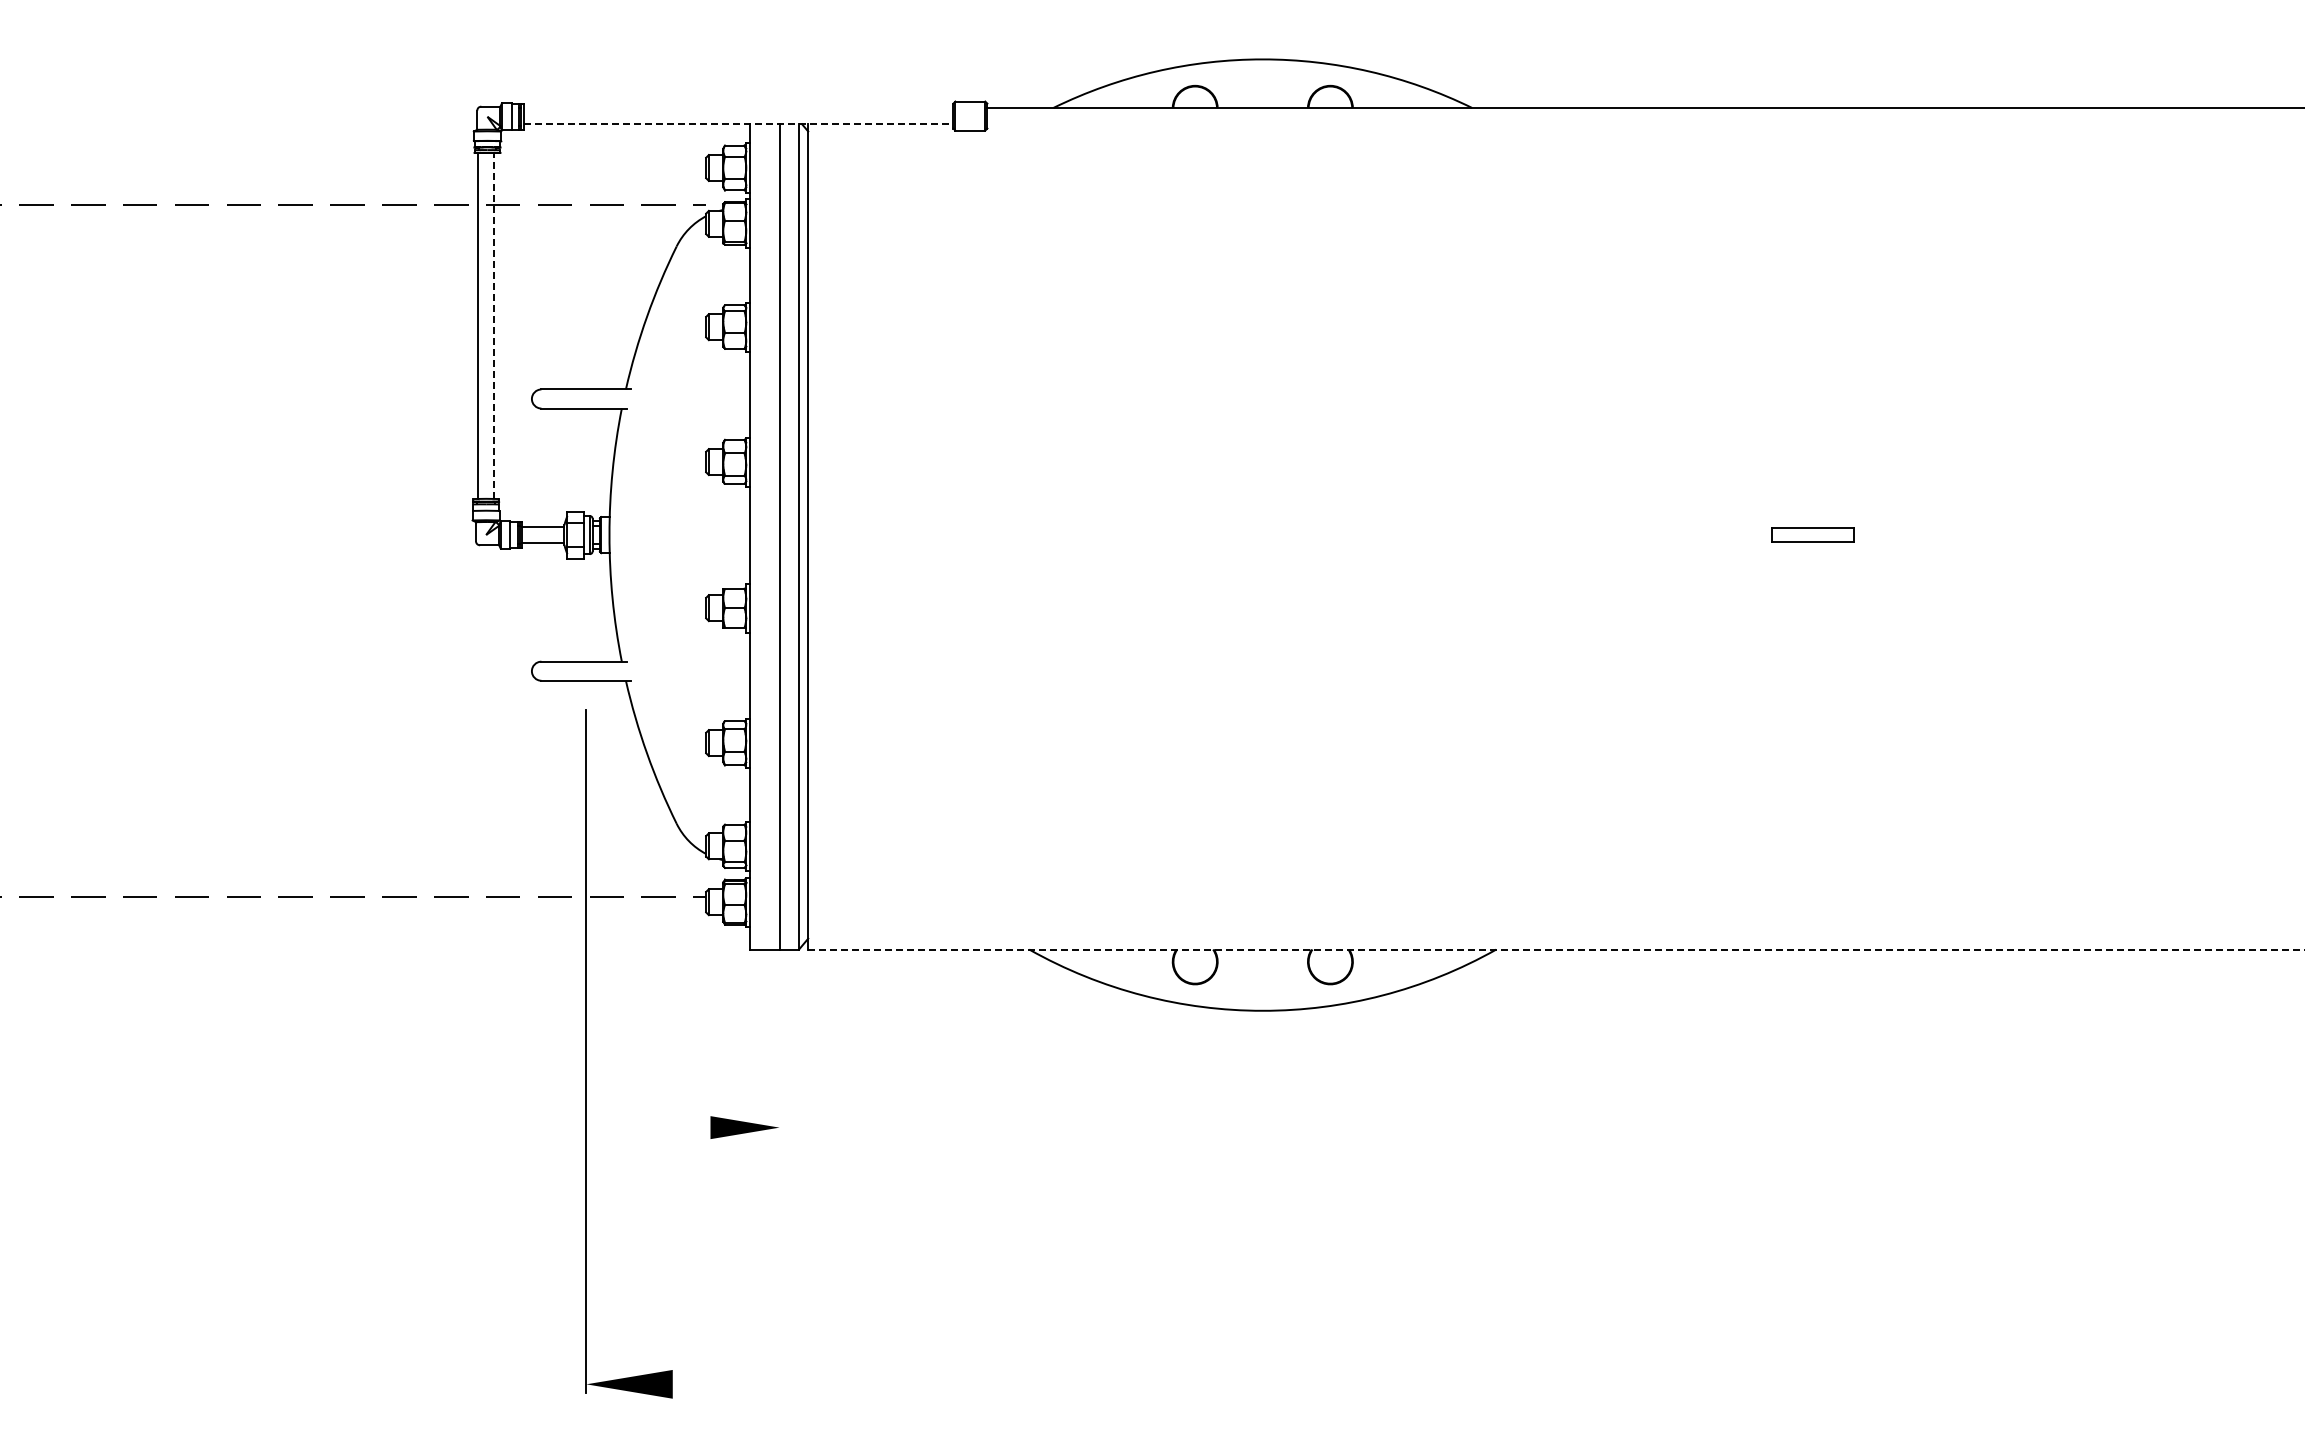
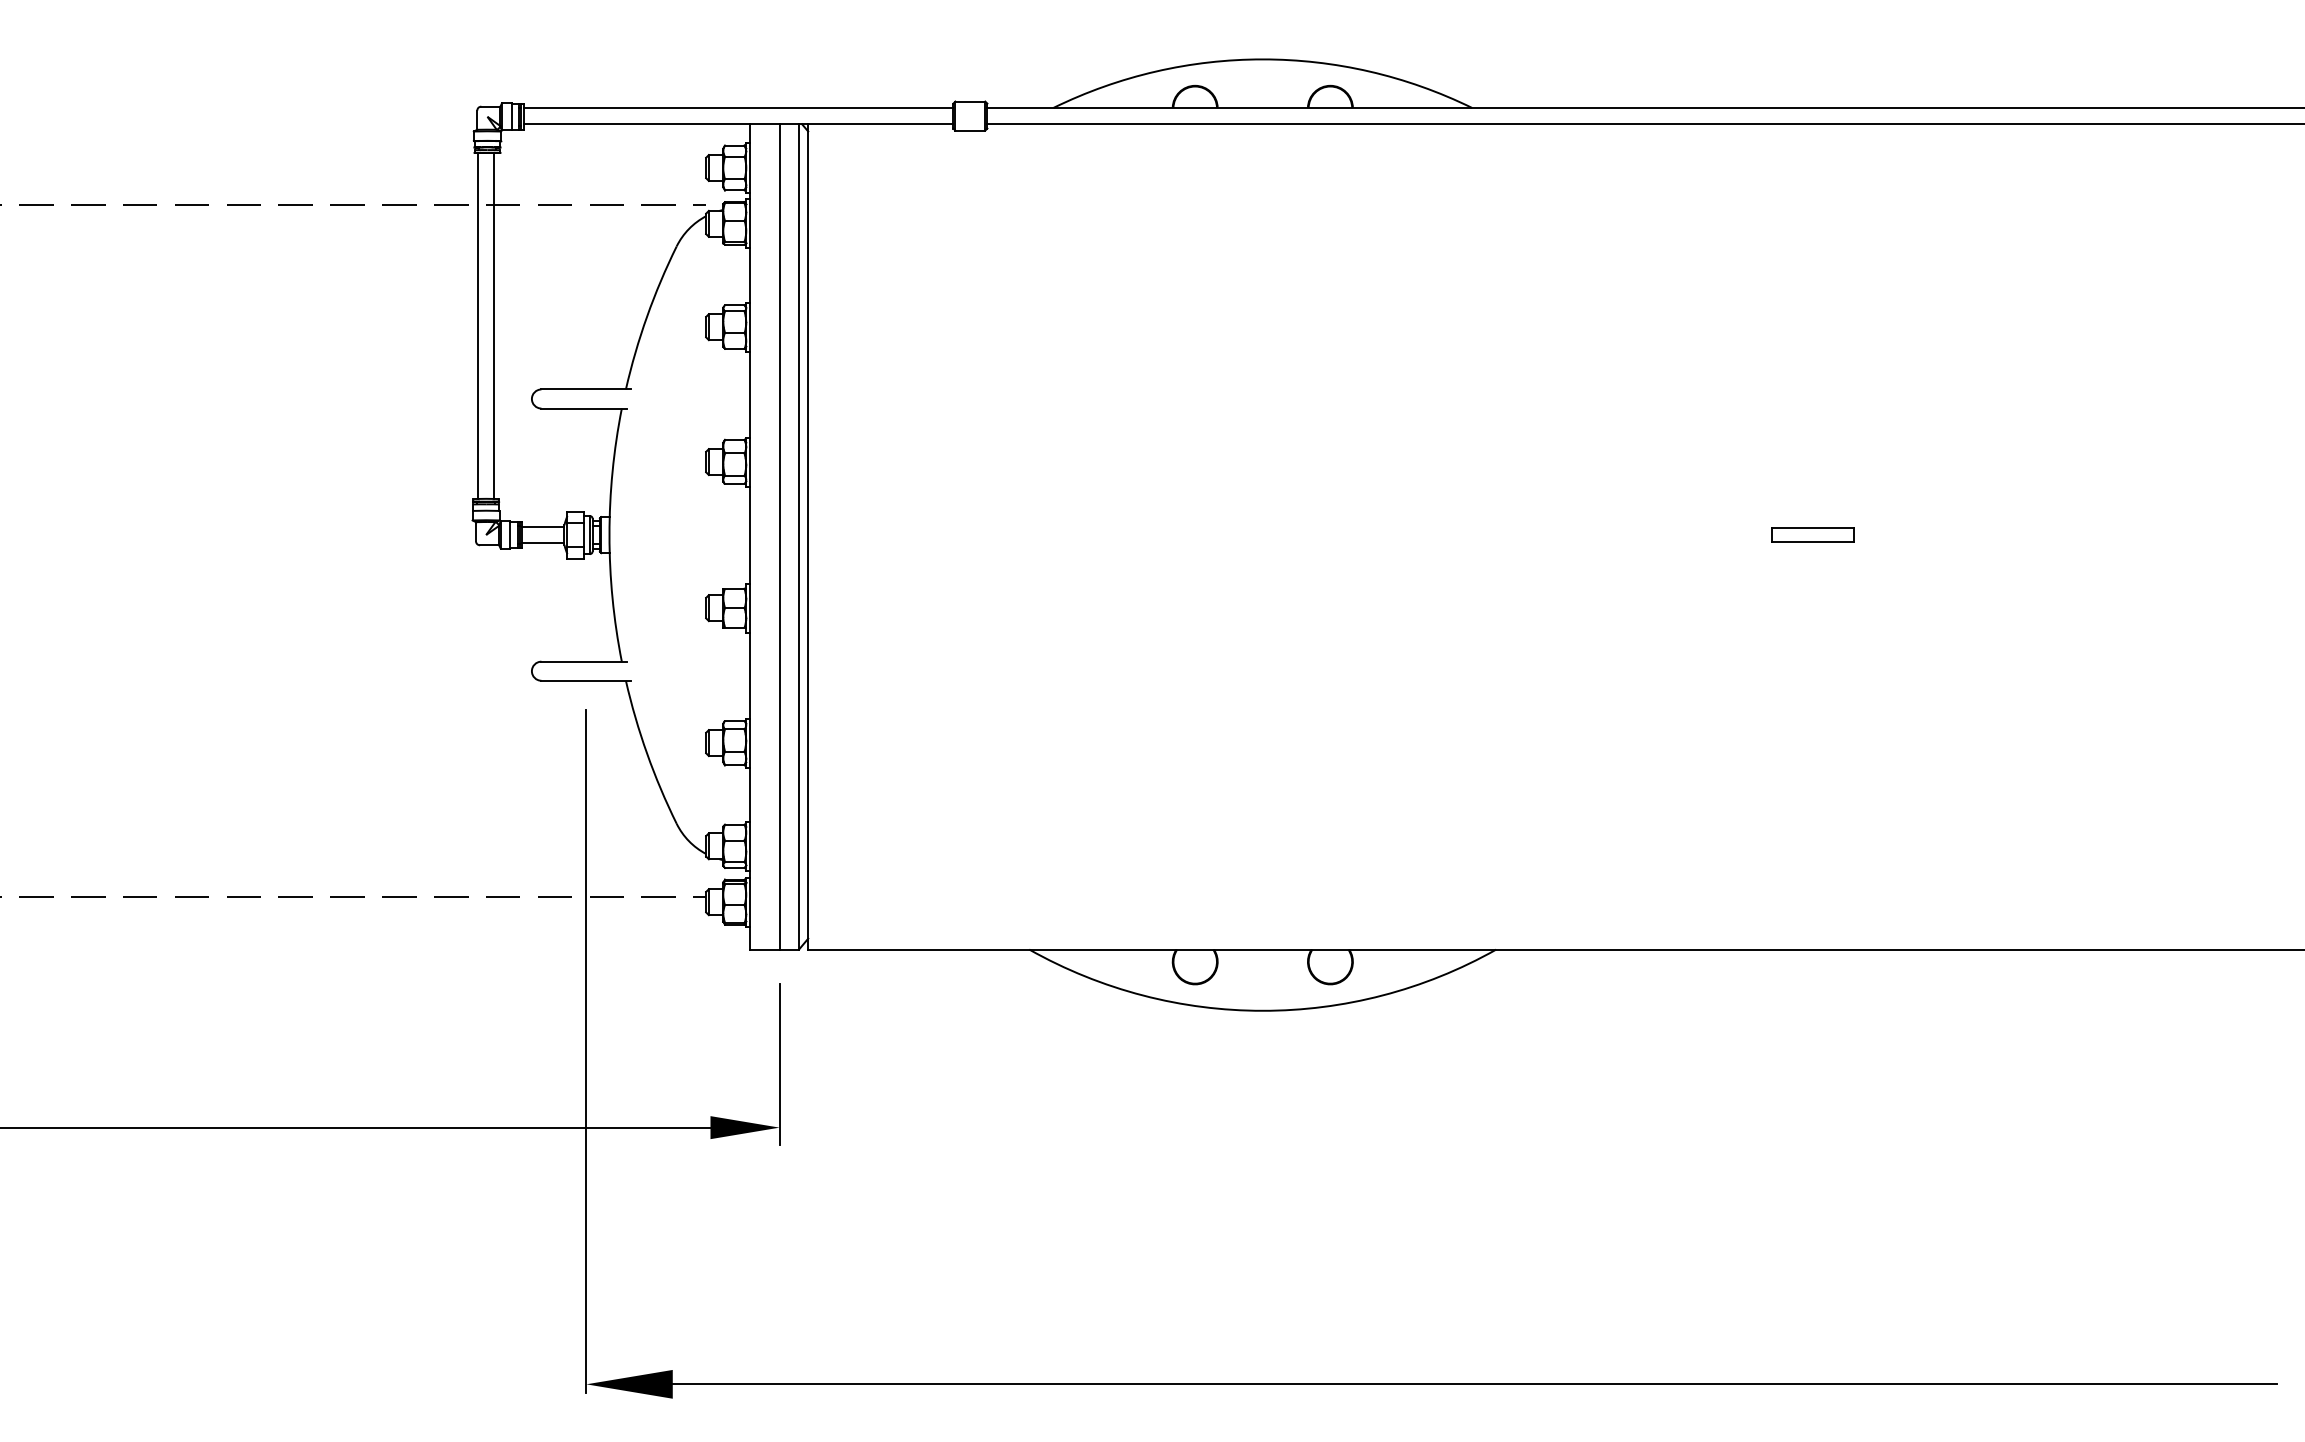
line: none -> present (738, 107)
line: dashed -> solid (738, 124)
line: none -> present (1644, 124)
line: dashed -> solid (494, 325)
line: dashed -> solid (1556, 949)
line: none -> present (779, 1064)
line: none -> present (356, 1127)
line: none -> present (1474, 1384)
